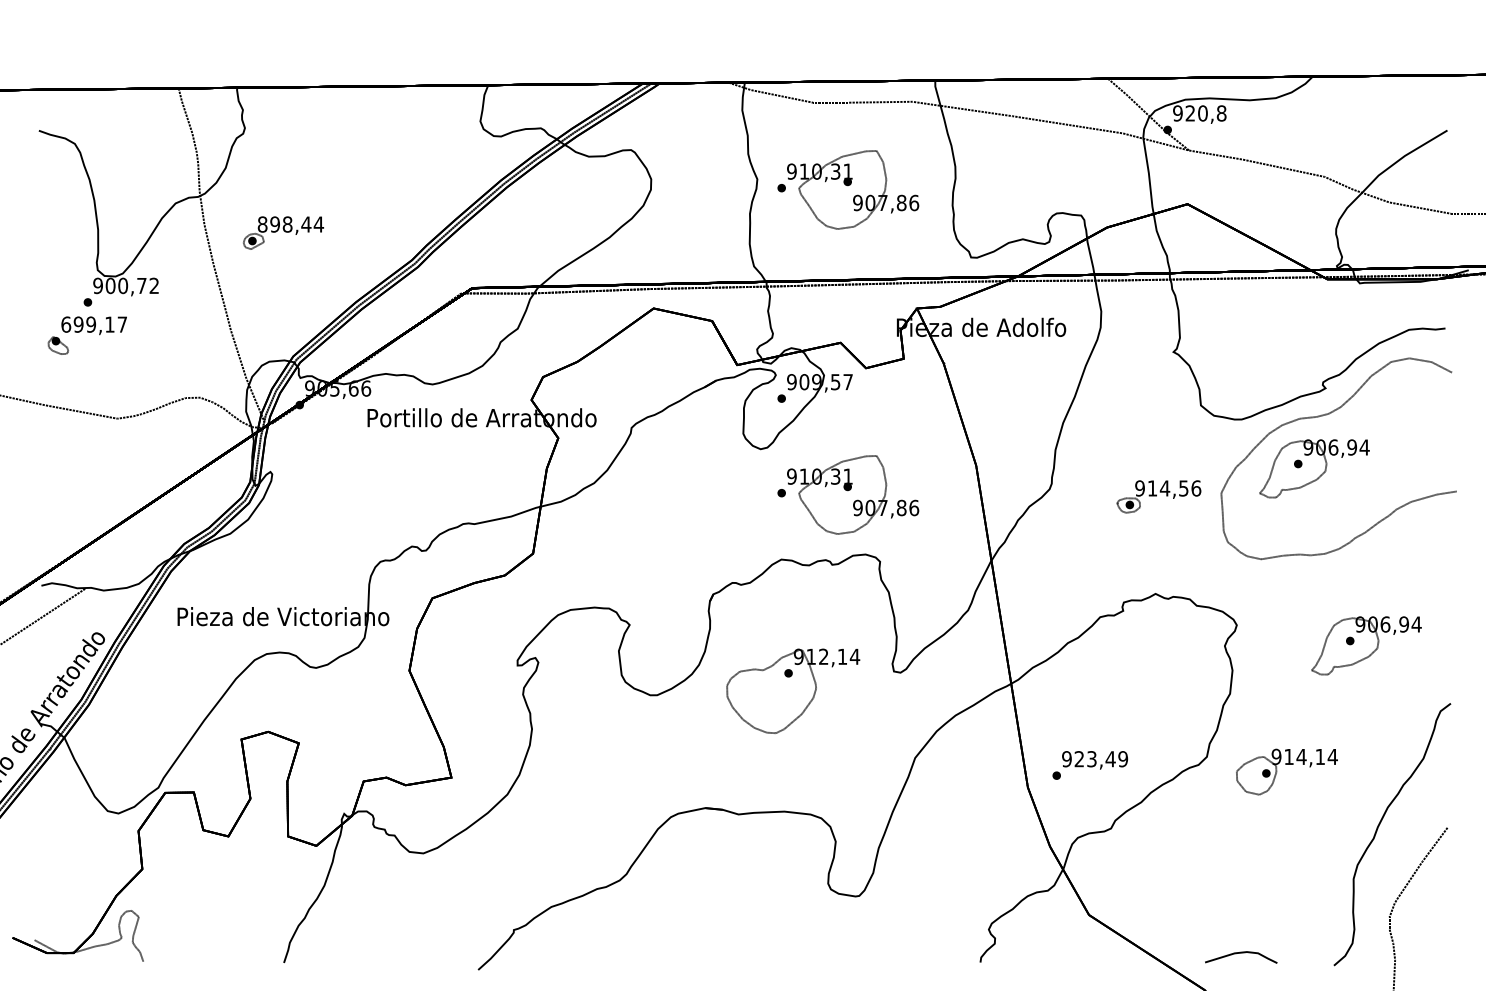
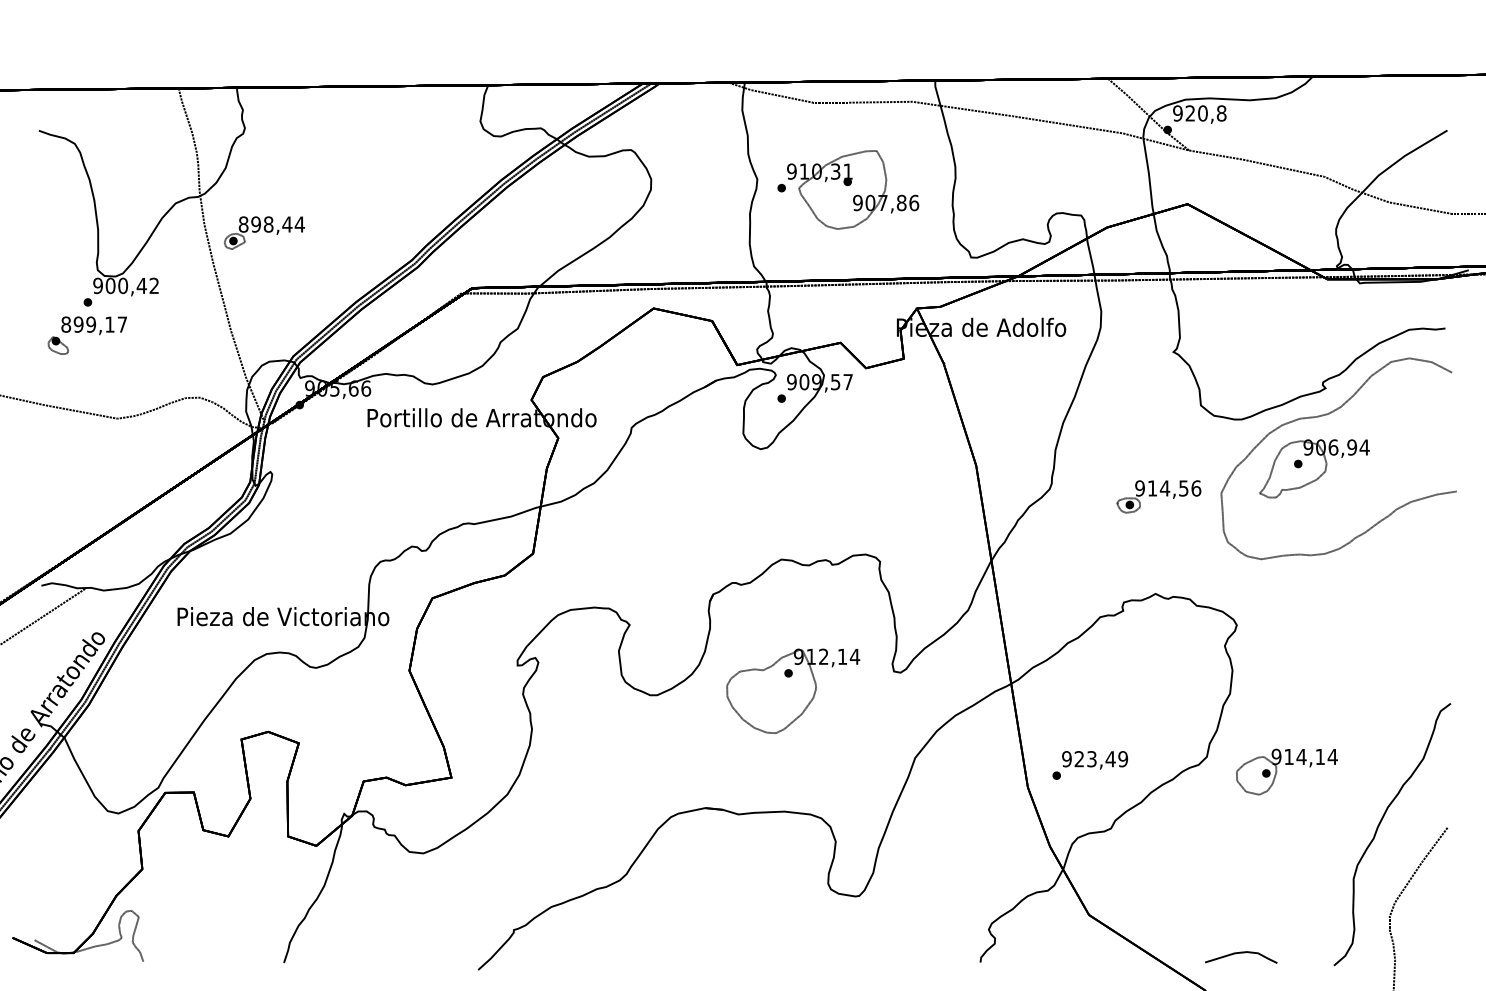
part position: (283, 232) -> (264, 232) (264, 232)
text: 900,72 -> 900,42 (141, 285)
text: 699,17 -> 899,17 (66, 324)
part: present -> none (848, 494)
part: present -> none (1366, 645)
